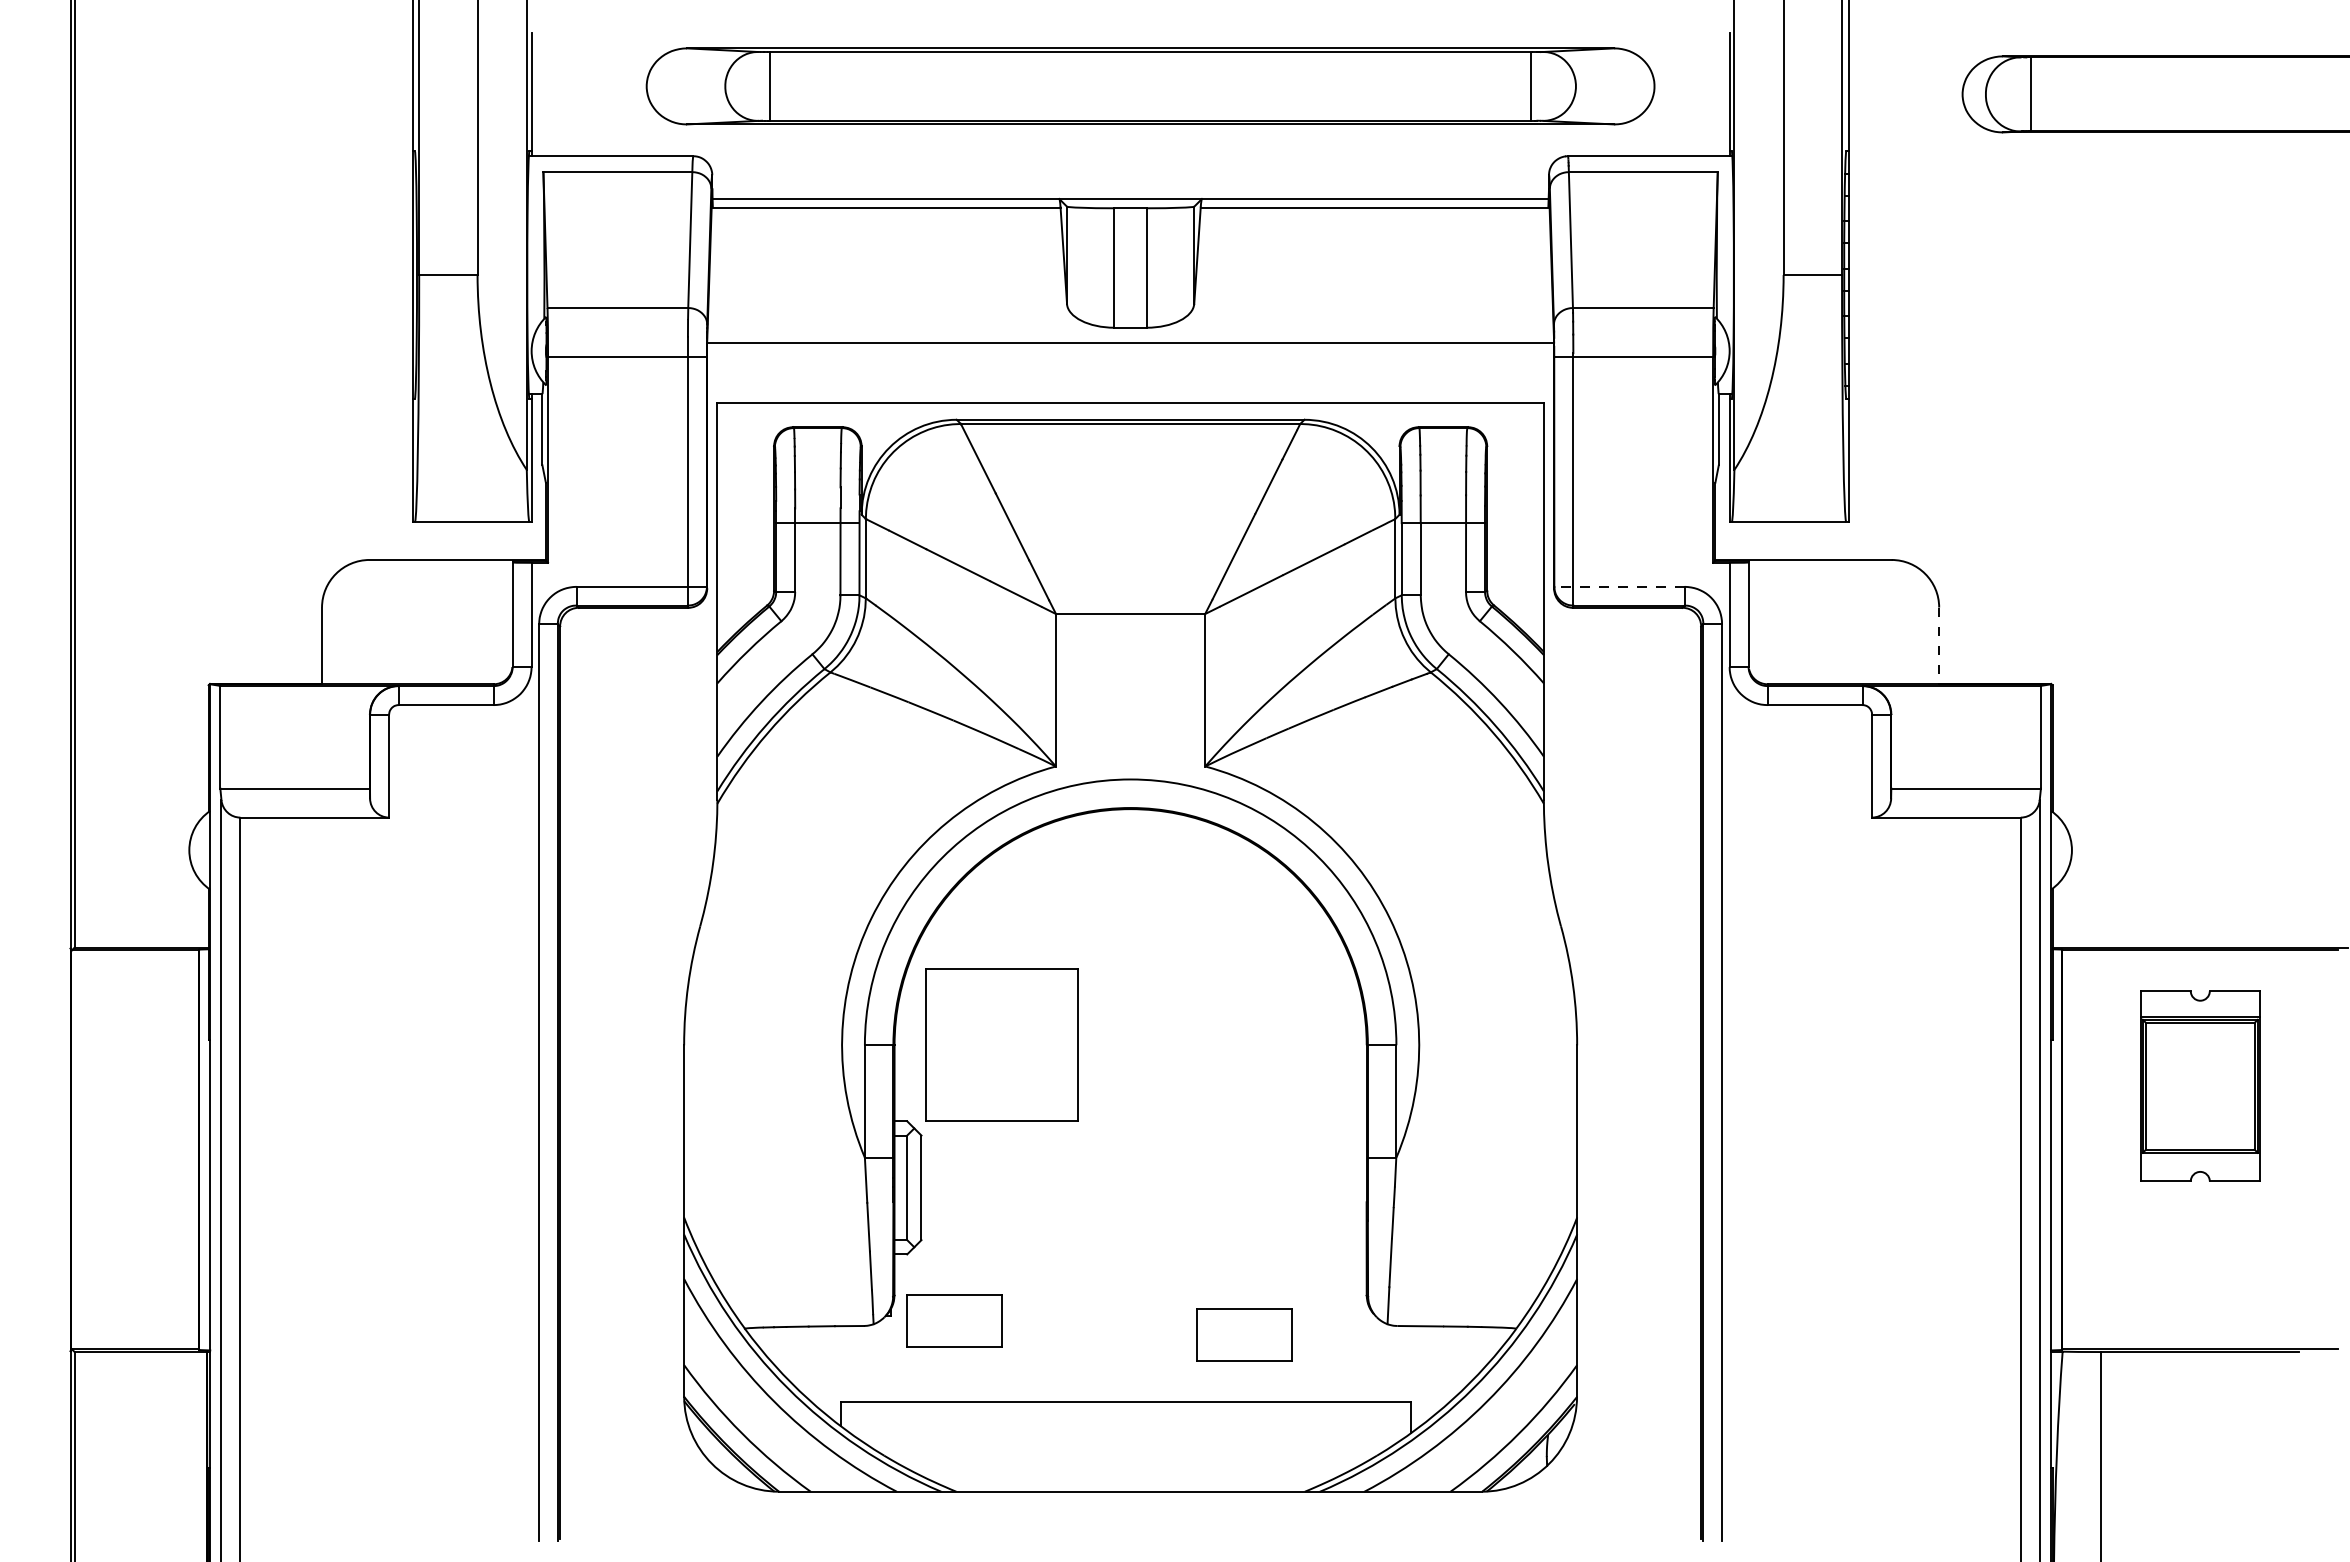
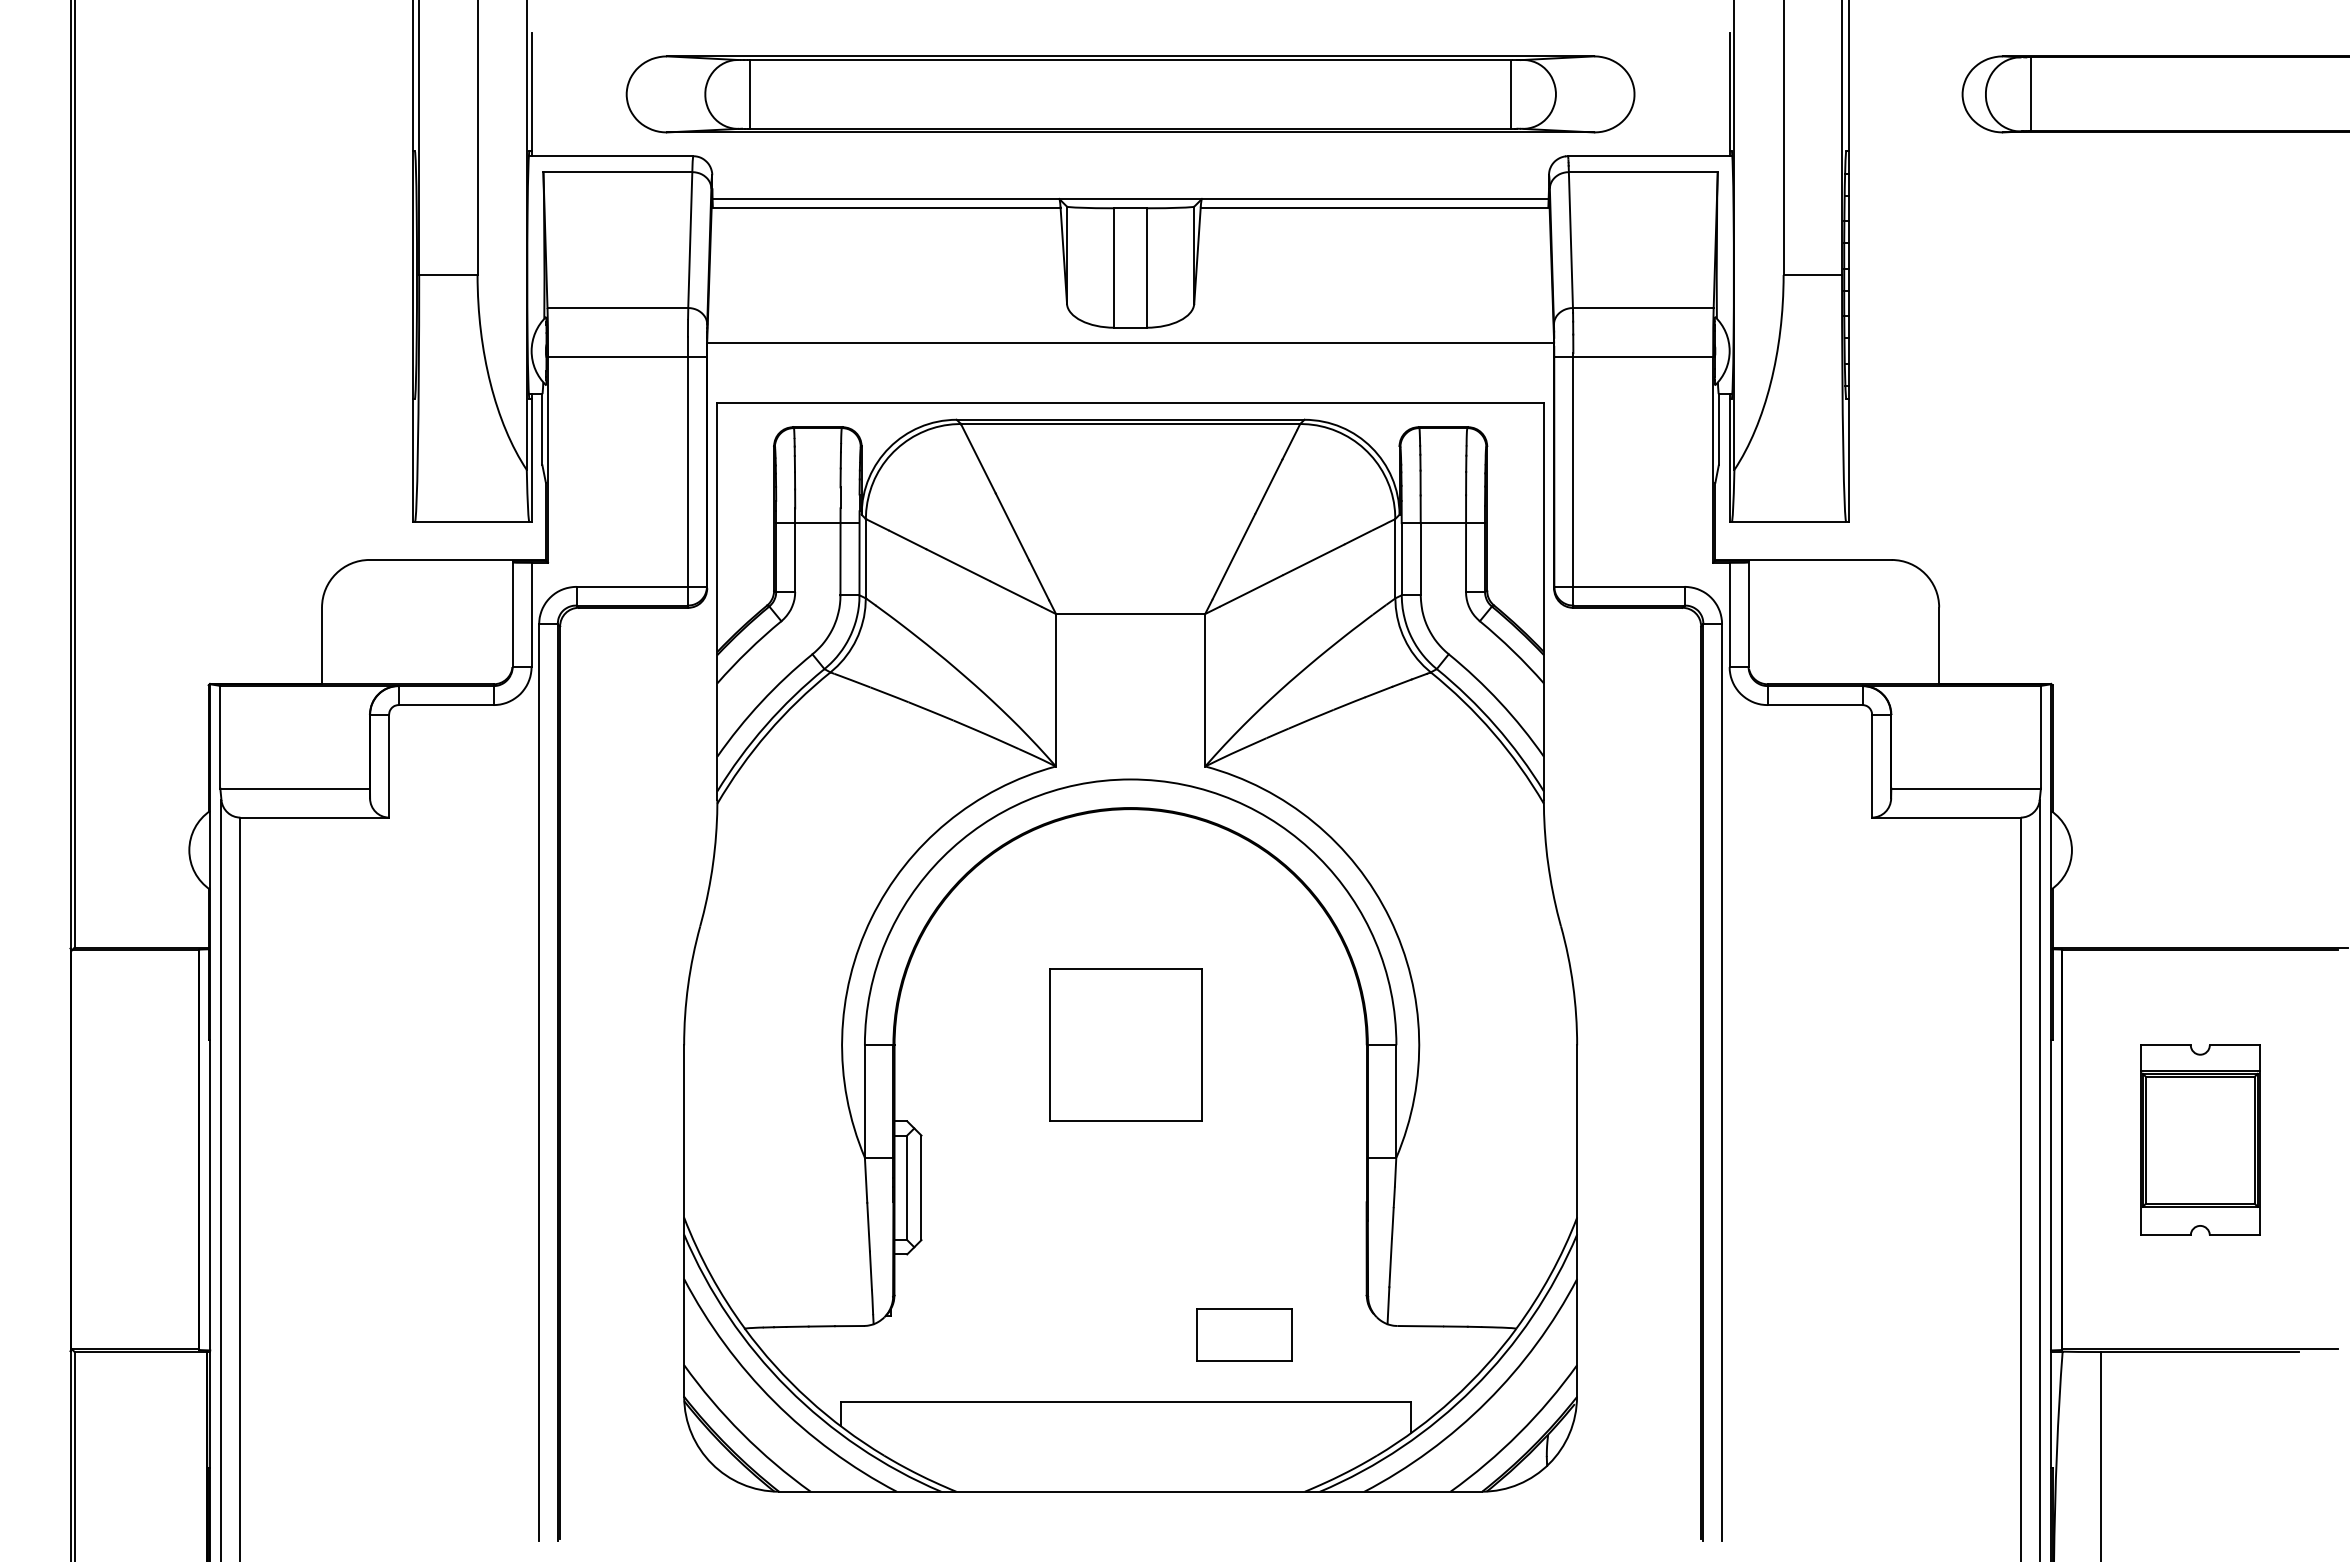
part position: (1150, 86) -> (1130, 94) (1130, 94)
line: dashed -> solid (1618, 586)
line: dashed -> solid (1939, 646)
part position: (1001, 1044) -> (1125, 1044) (1125, 1044)
part position: (2200, 1085) -> (2200, 1139) (2200, 1139)
part: present -> none (954, 1320)
